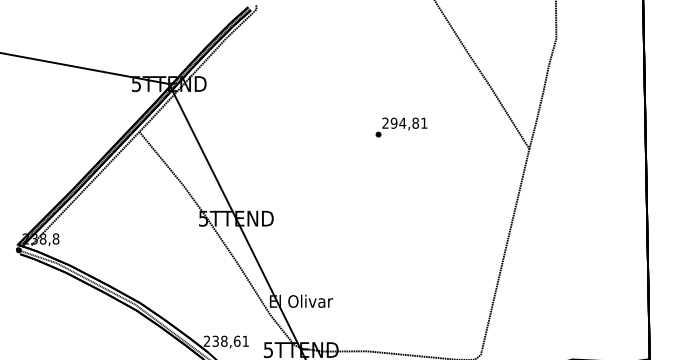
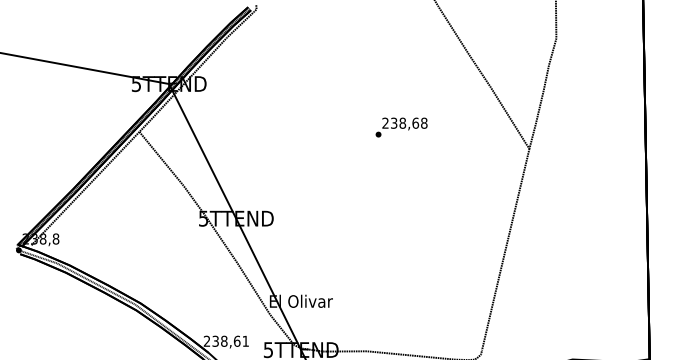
text: 294,81 -> 238,68 (408, 122)
